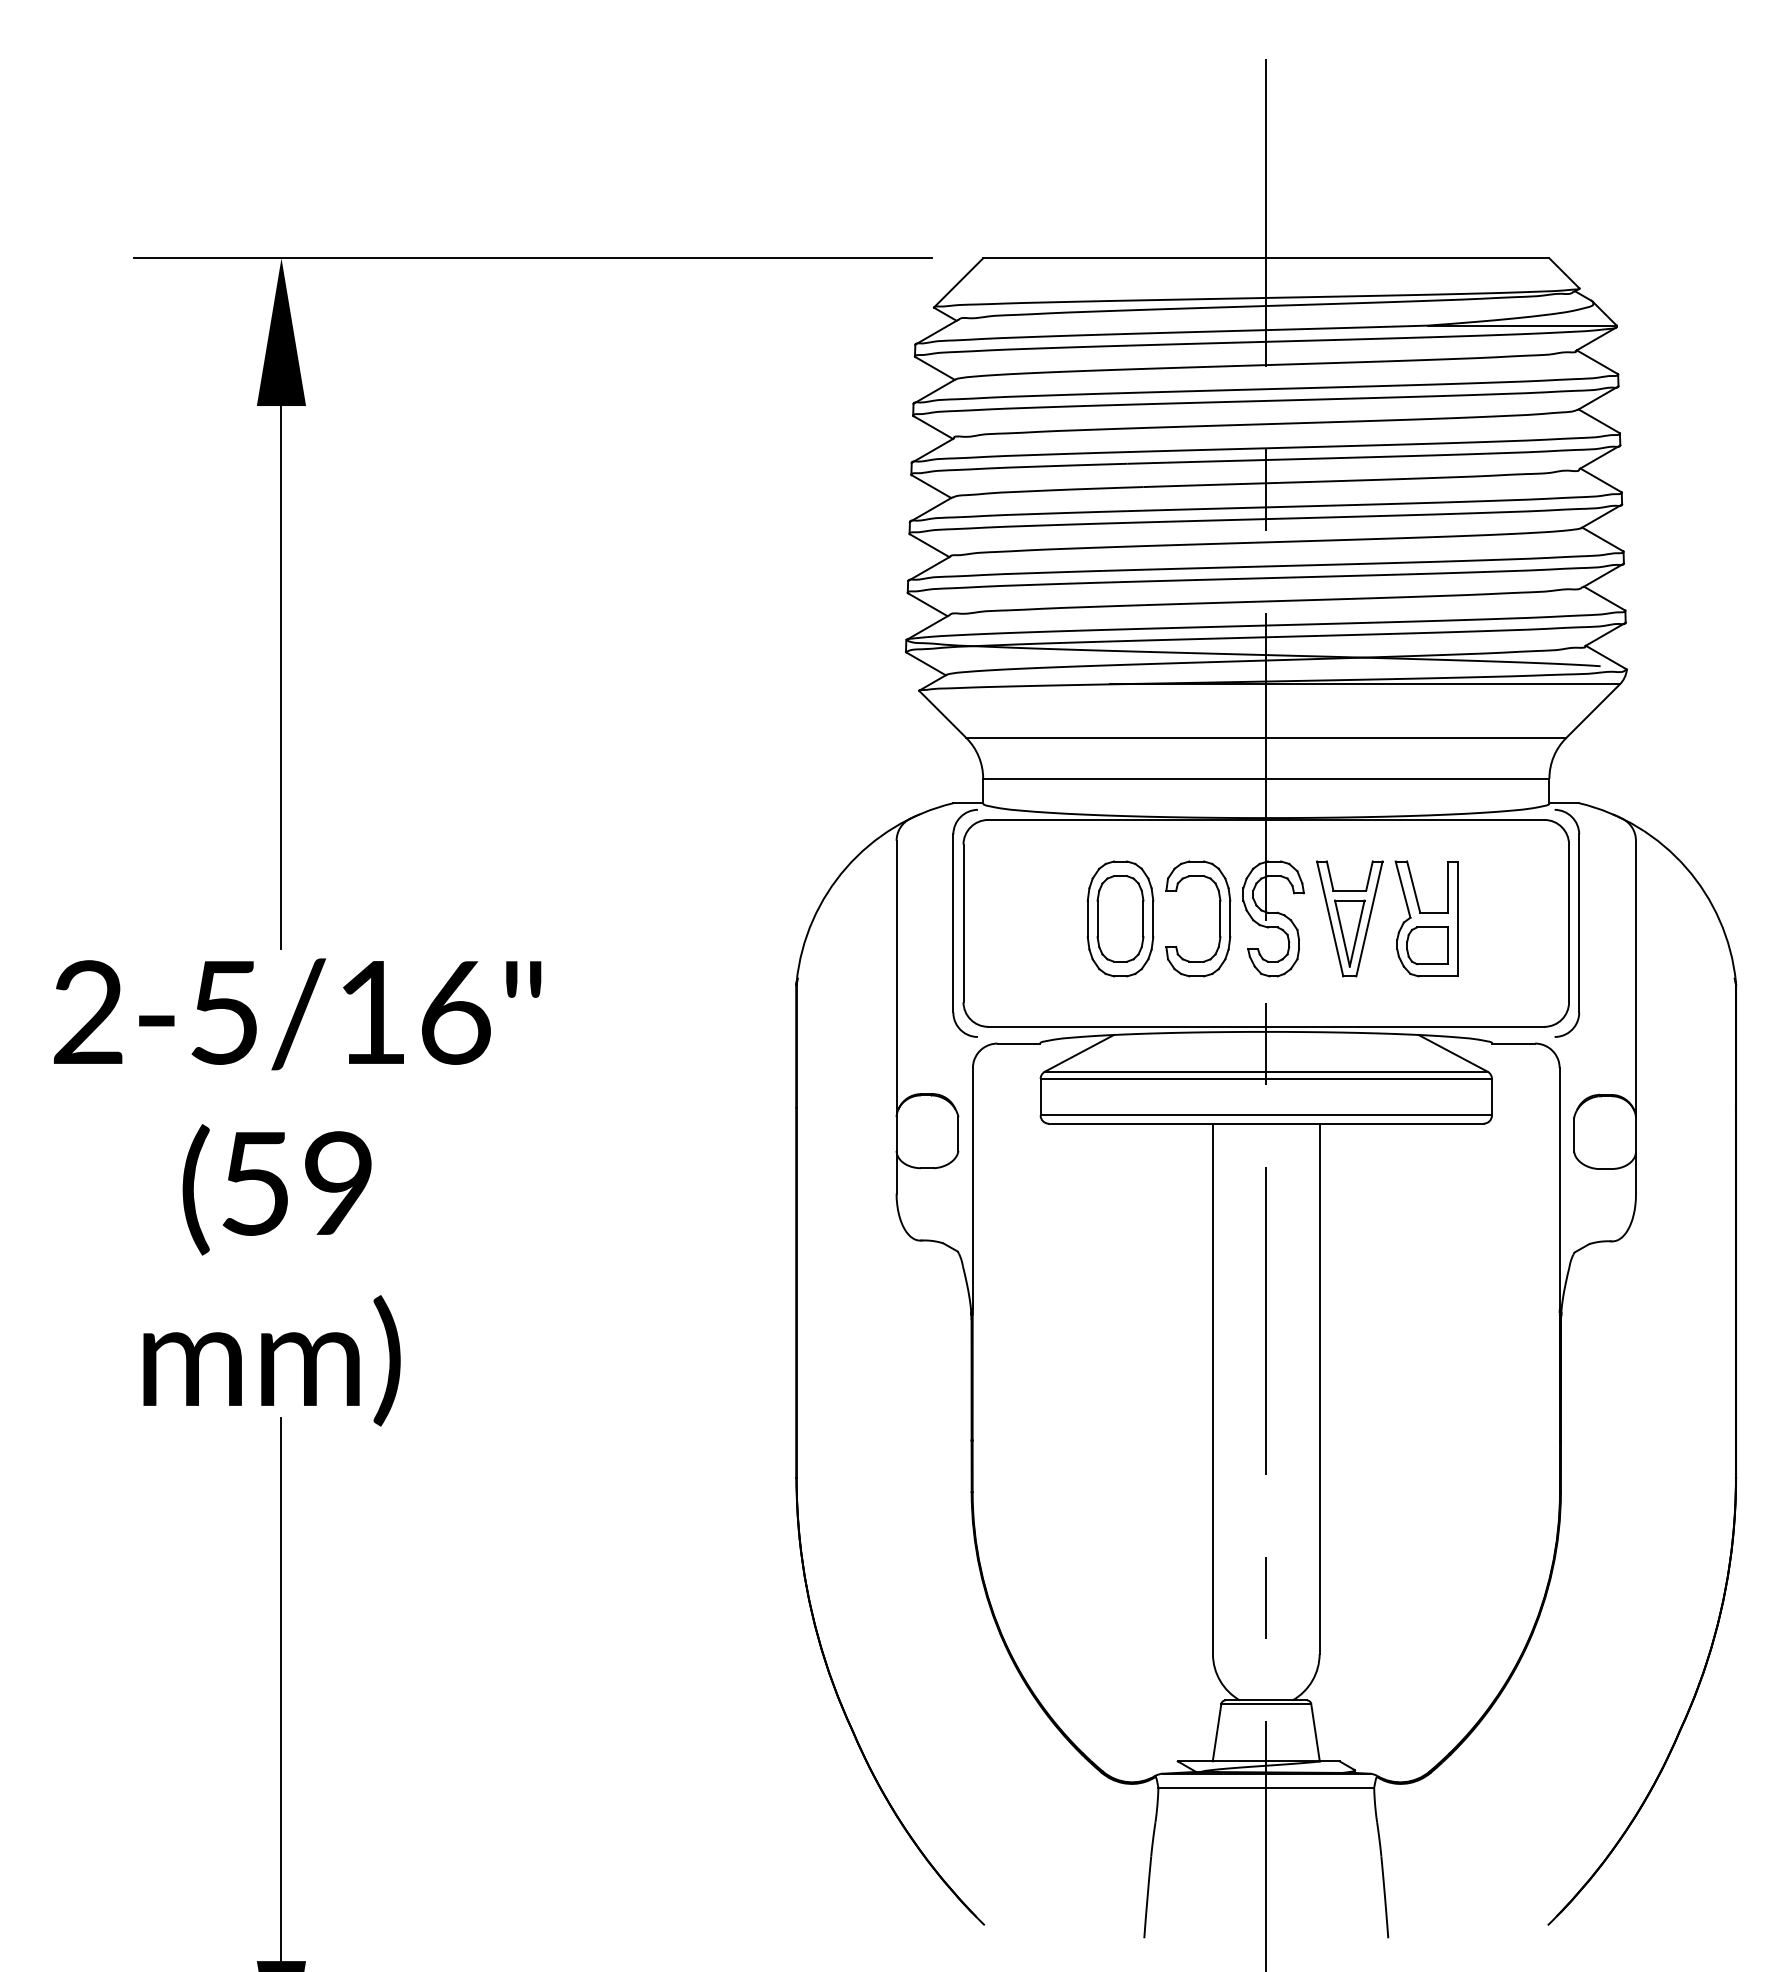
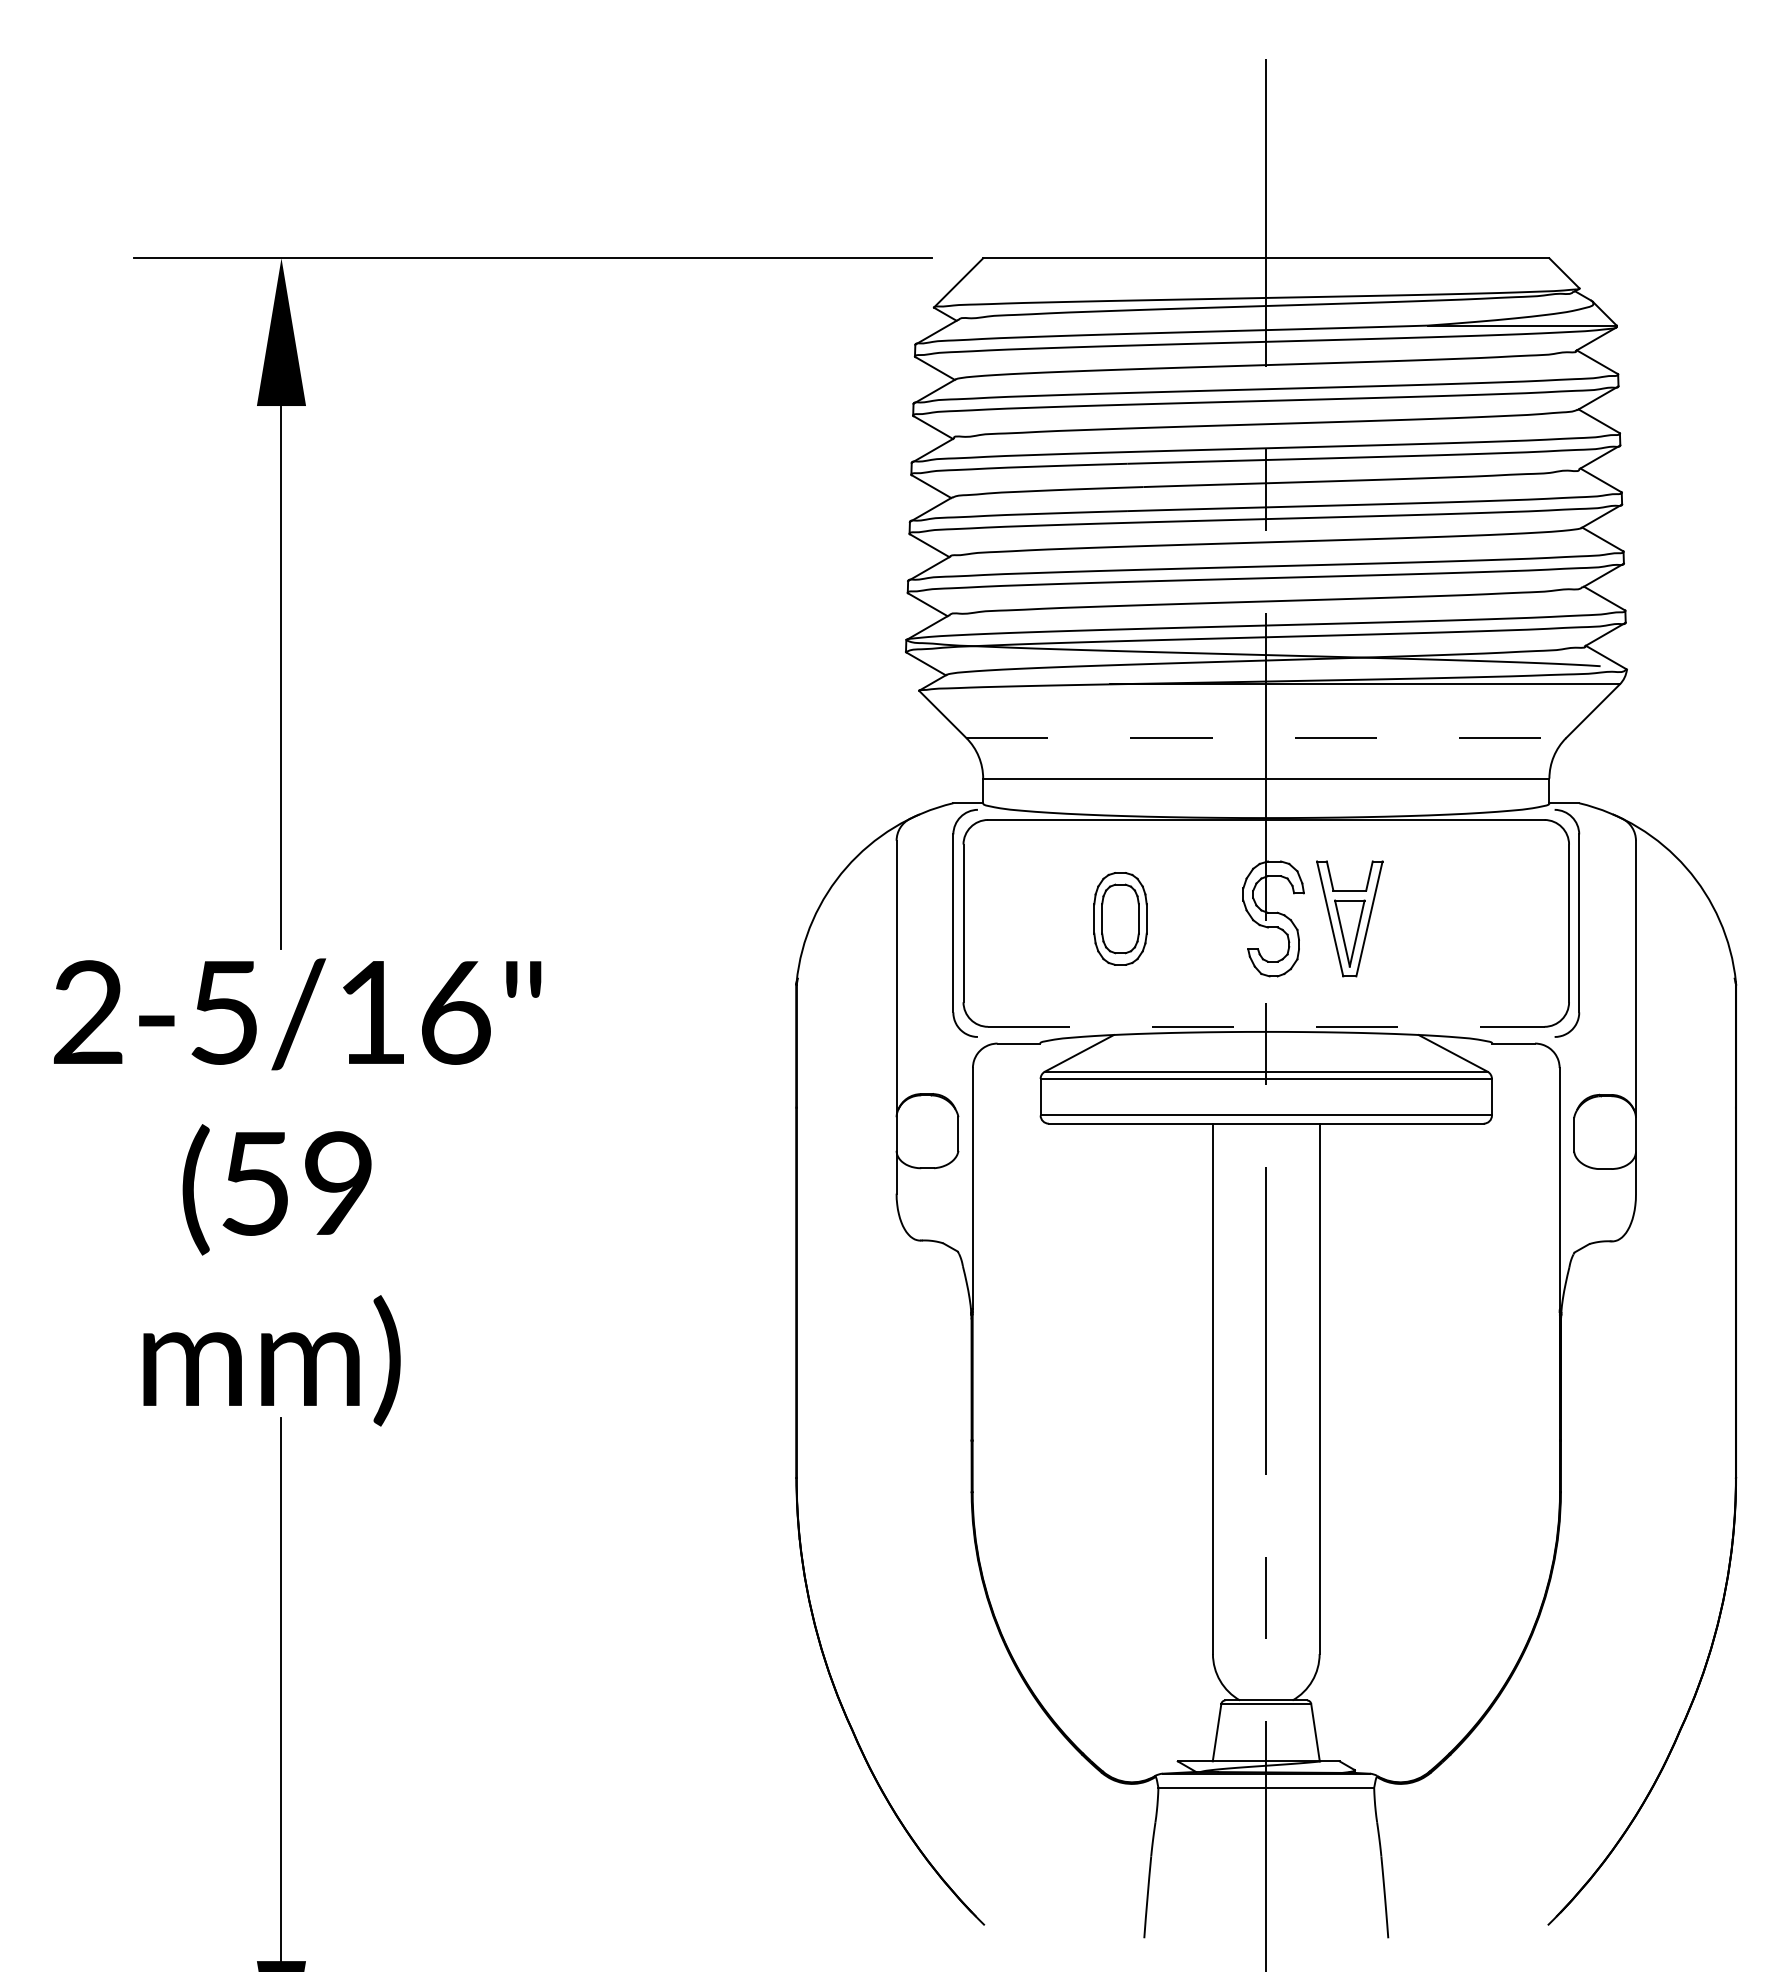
line: solid -> dashed (1266, 738)
part size: 69x118 px -> 55x94 px (1120, 918)
part: present -> none (1219, 918)
part: present -> none (1426, 918)
line: solid -> dashed (1266, 1026)
